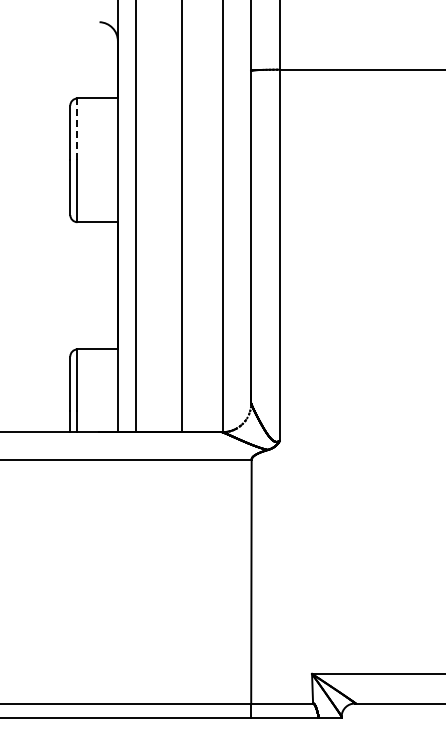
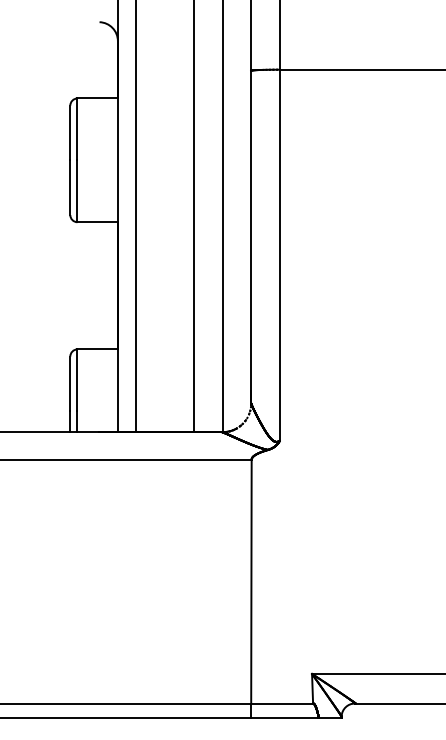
line: dashed -> solid (77, 129)
line position: (182, 217) -> (194, 217) (194, 217)
